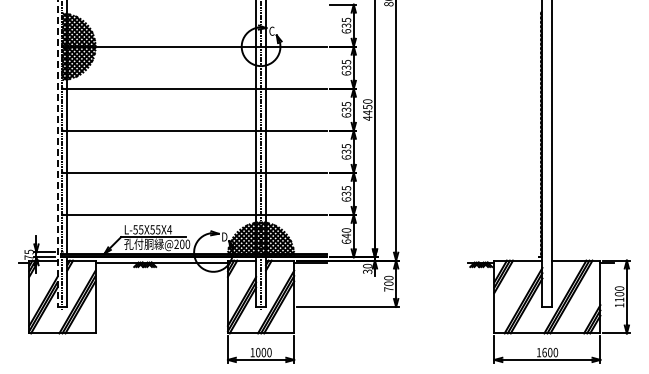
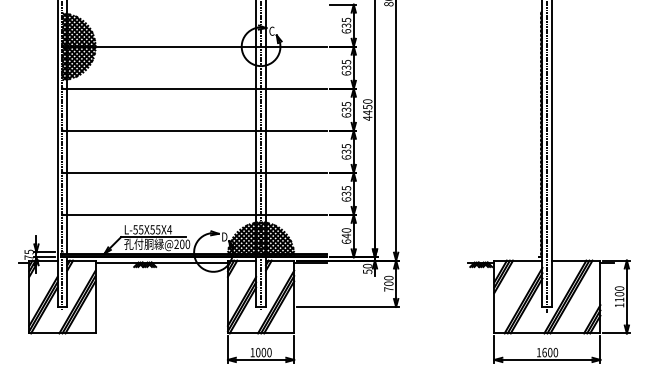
line: dashed -> solid (57, 154)
line: none -> present (547, 157)
text: 30 -> 50 (365, 271)
